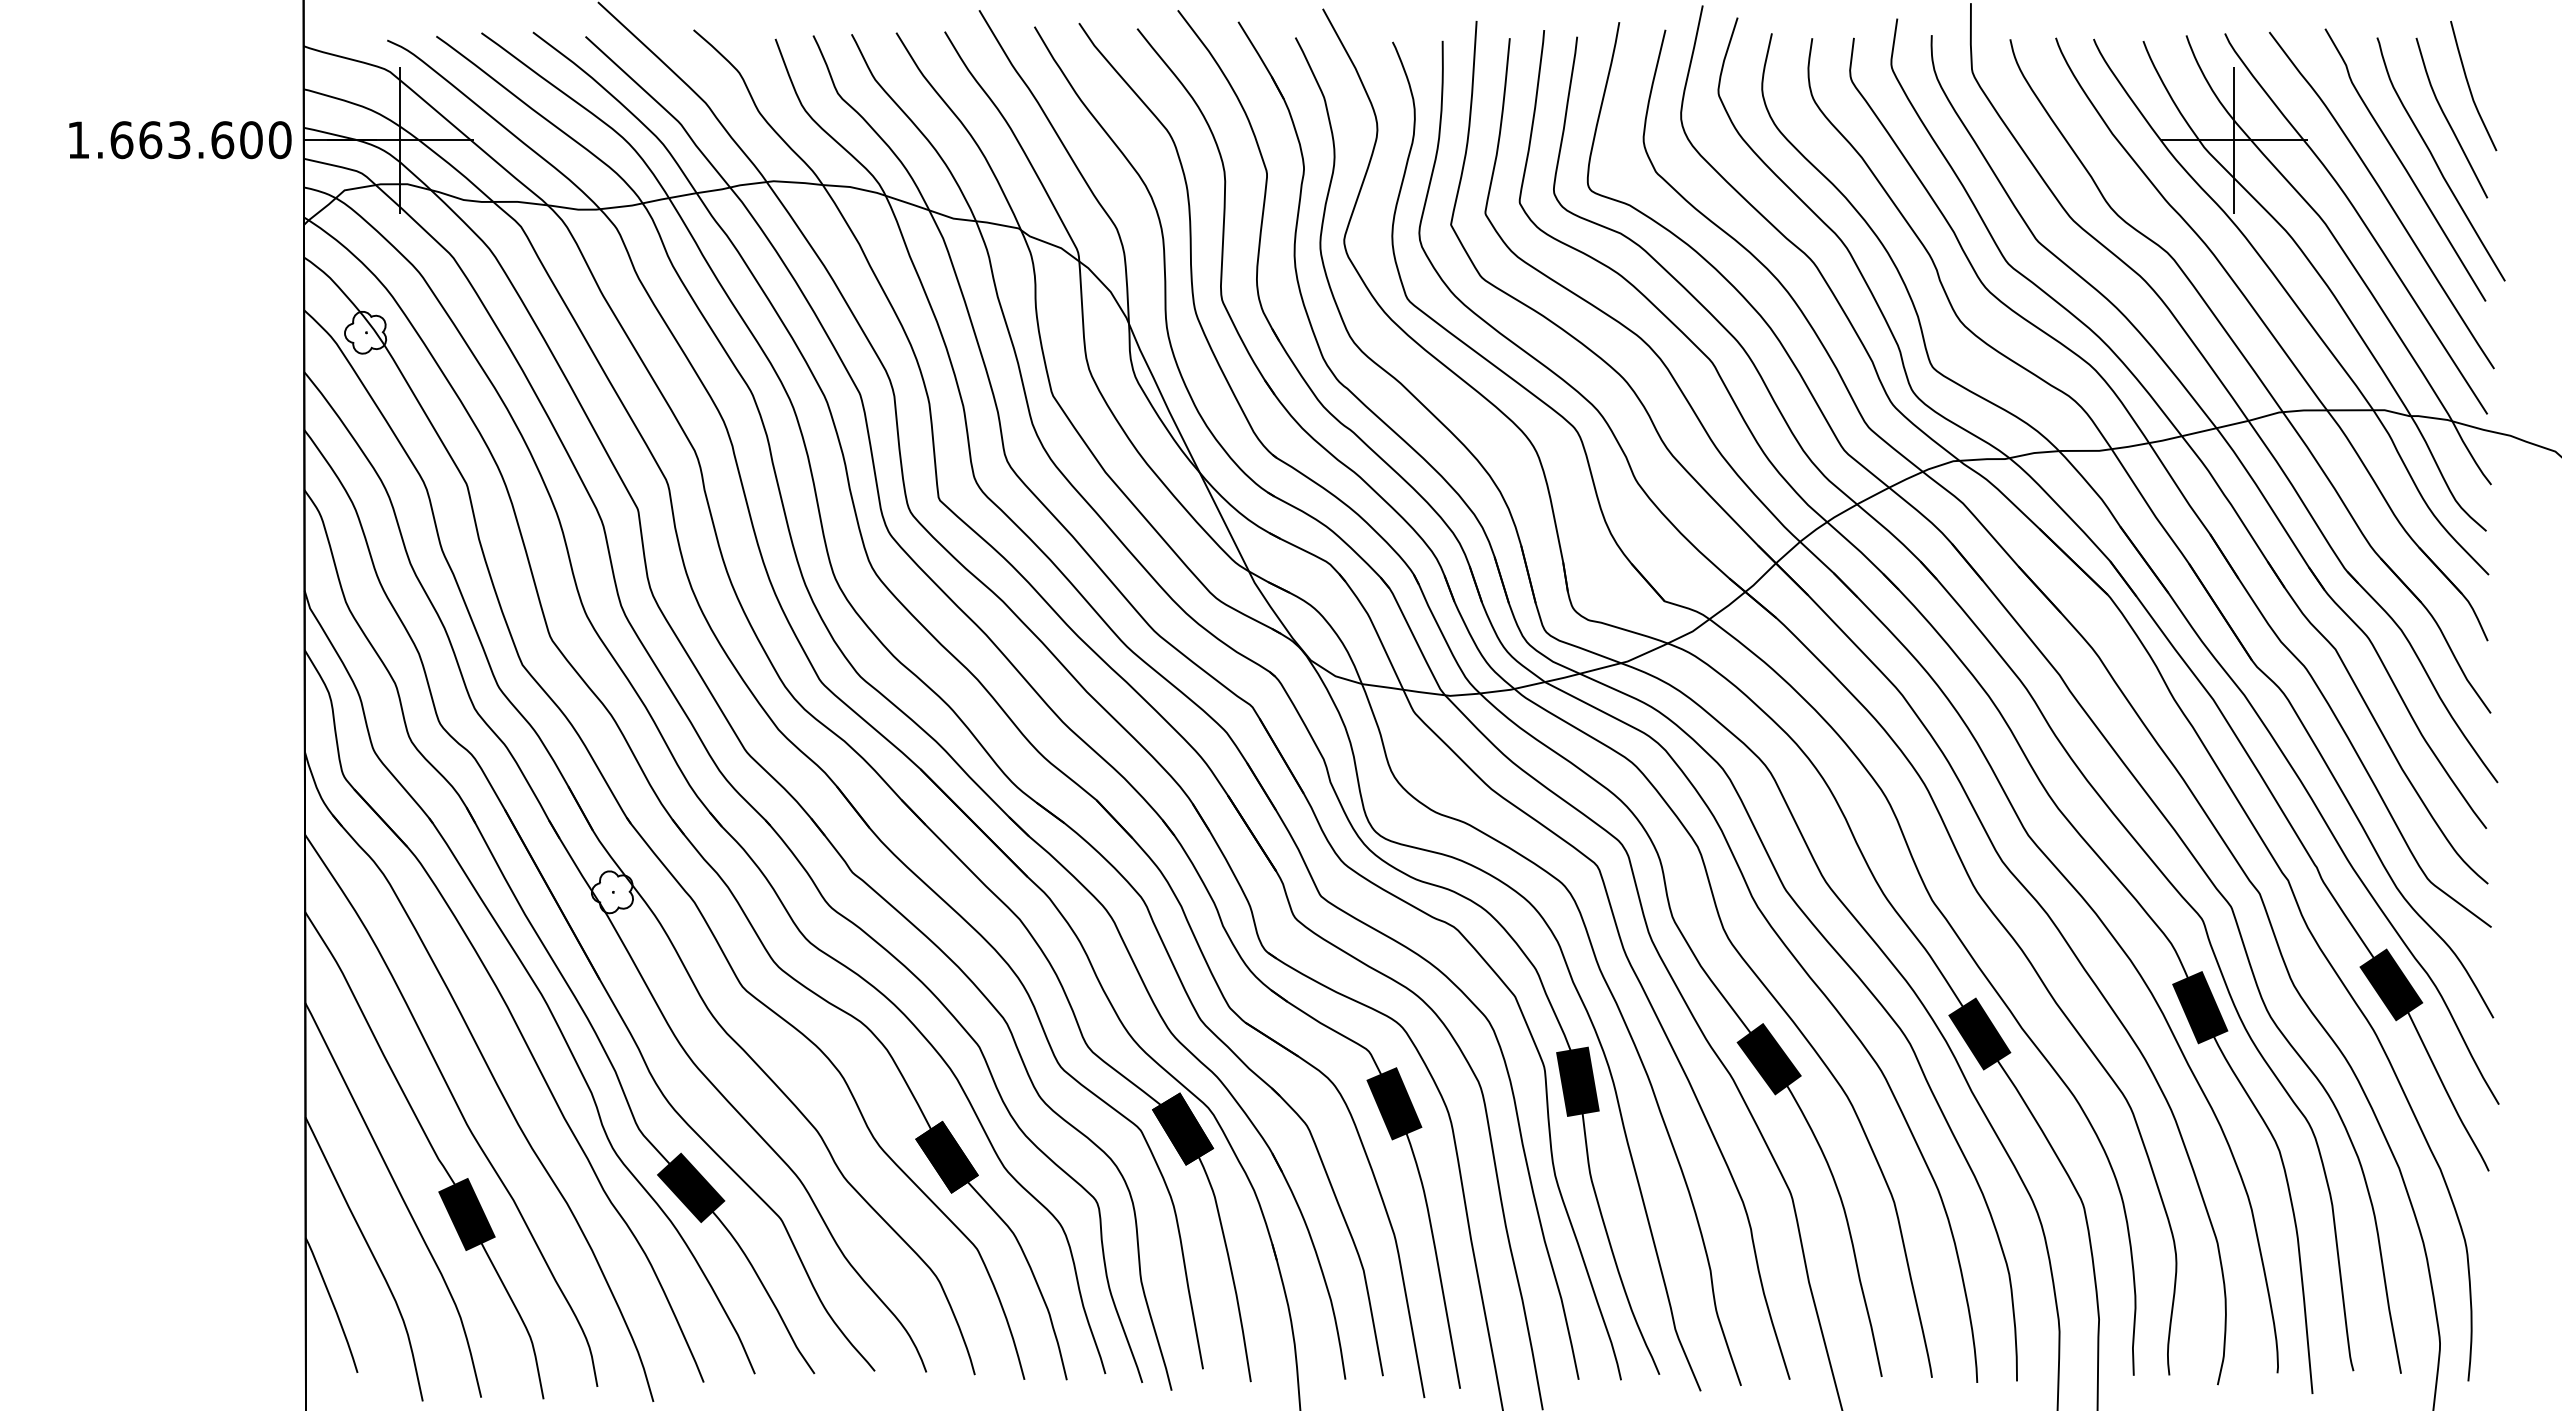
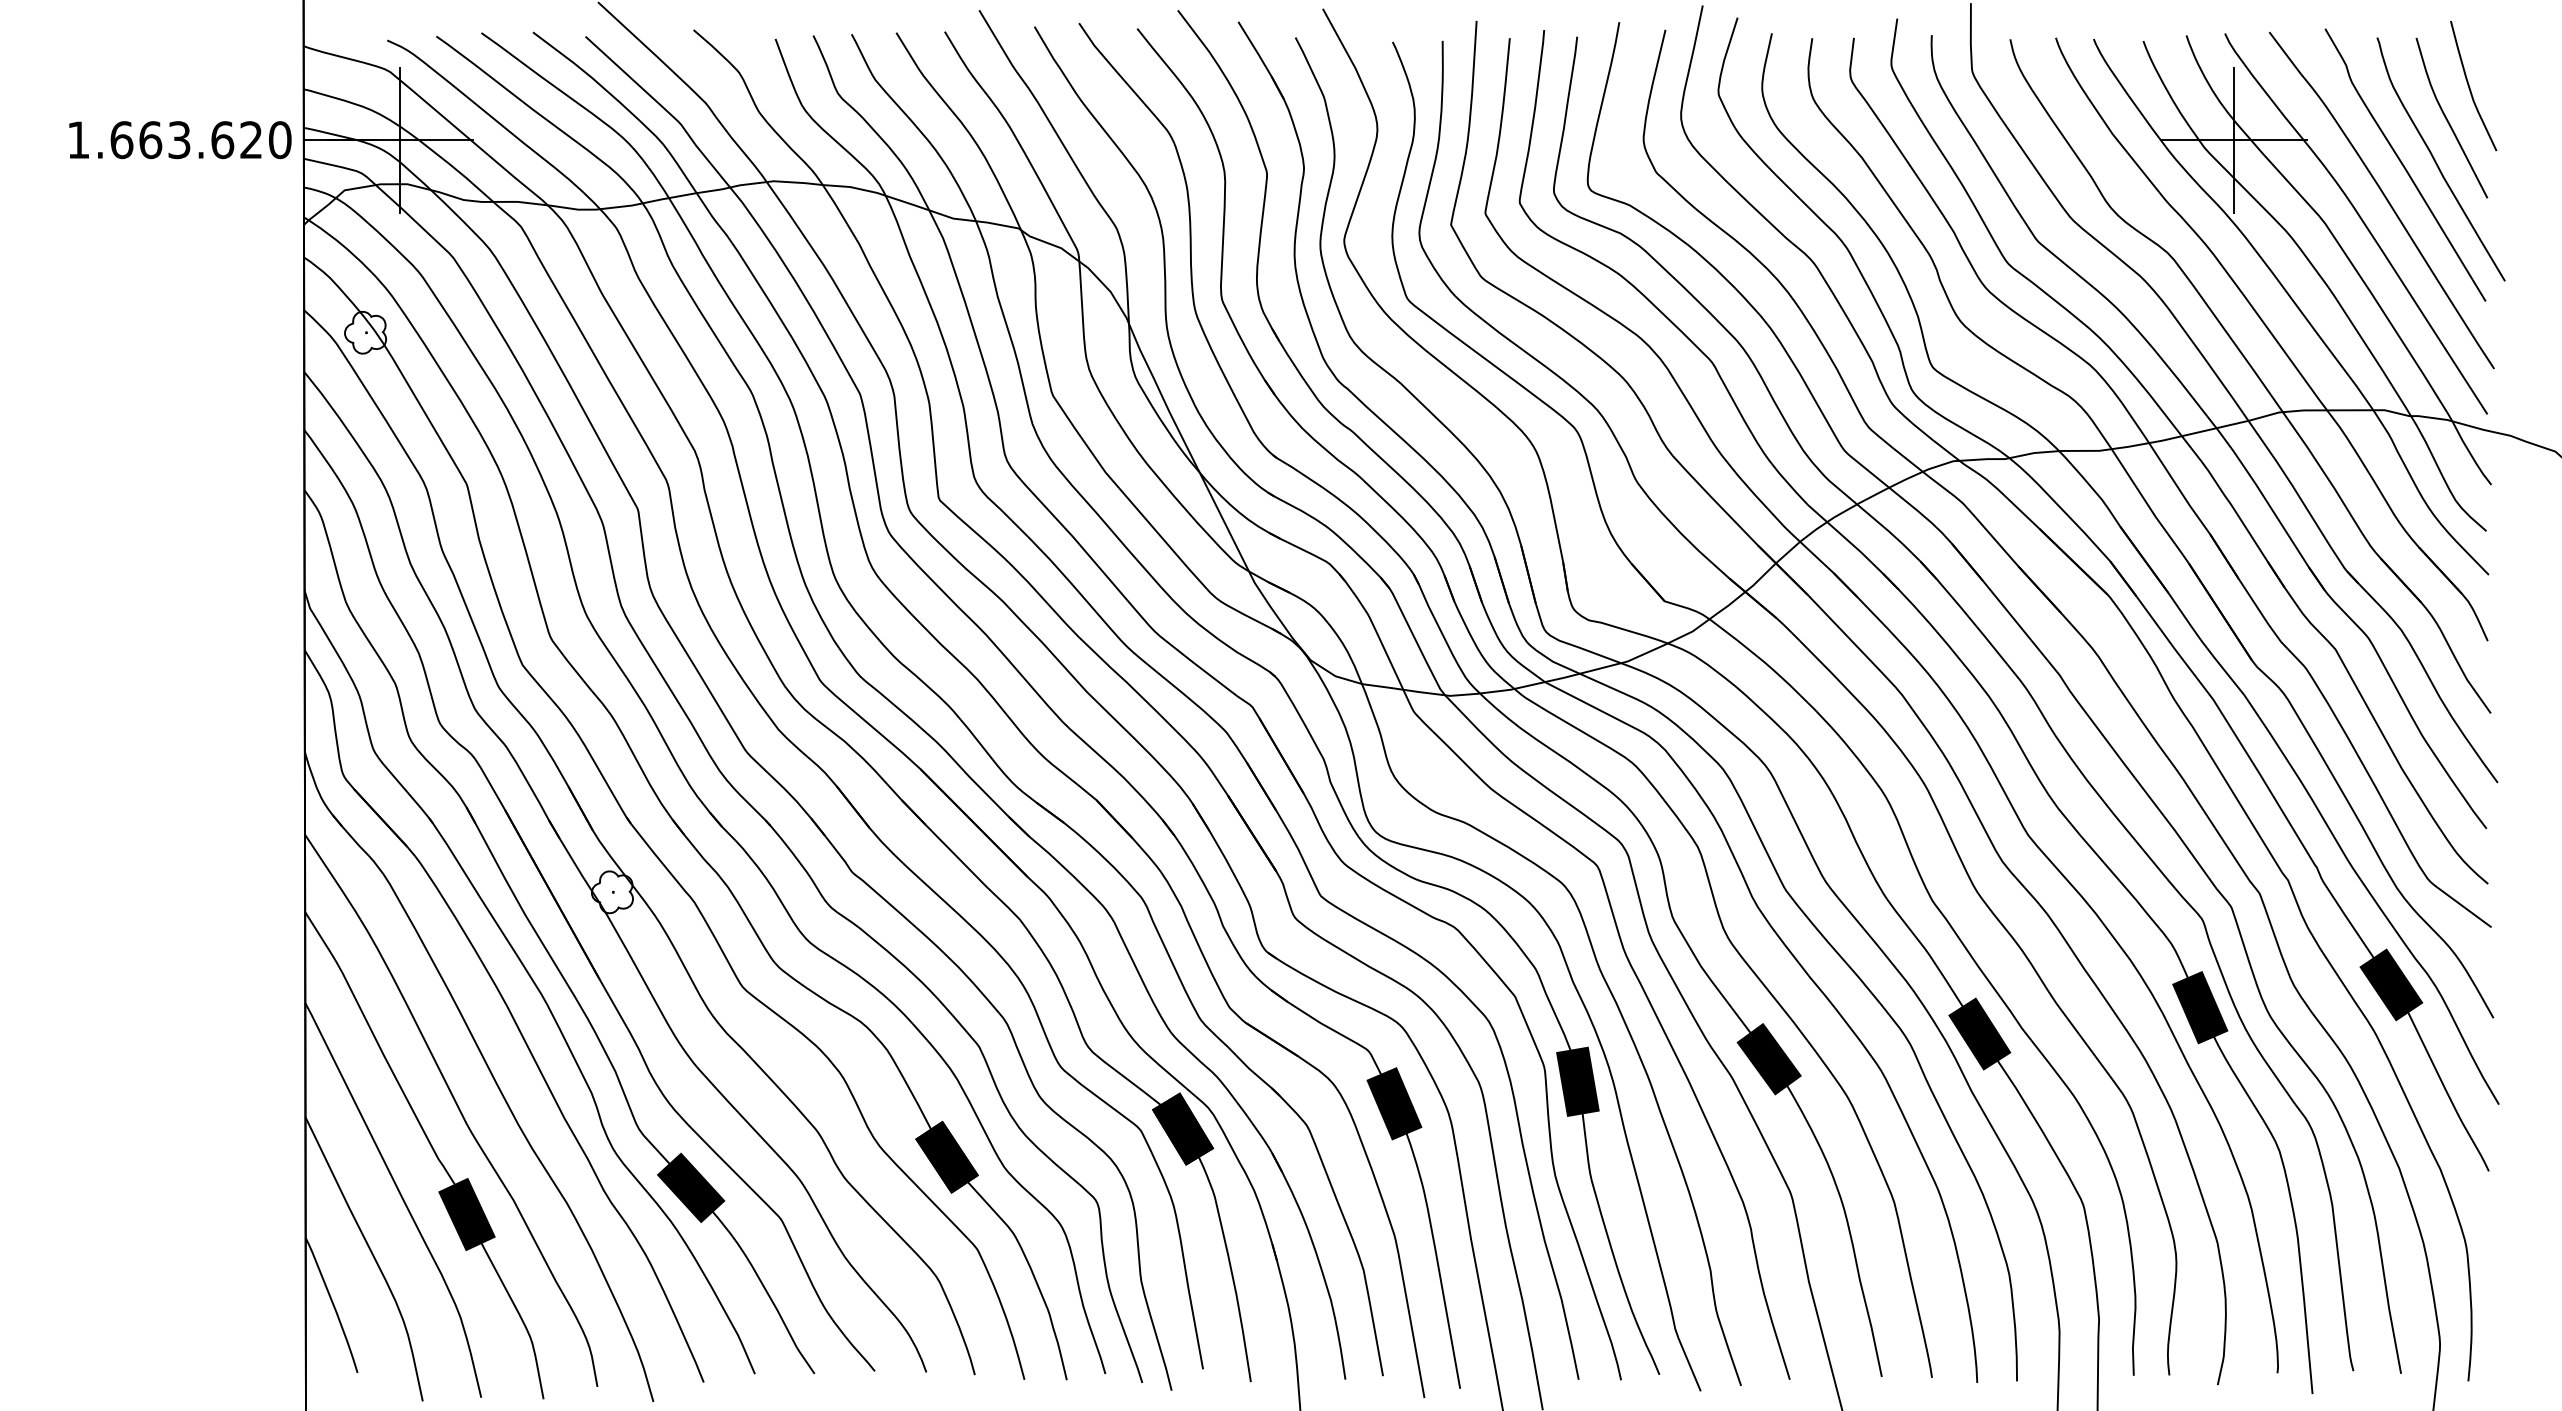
text: 1.663.600 -> 1.663.620 (251, 140)
